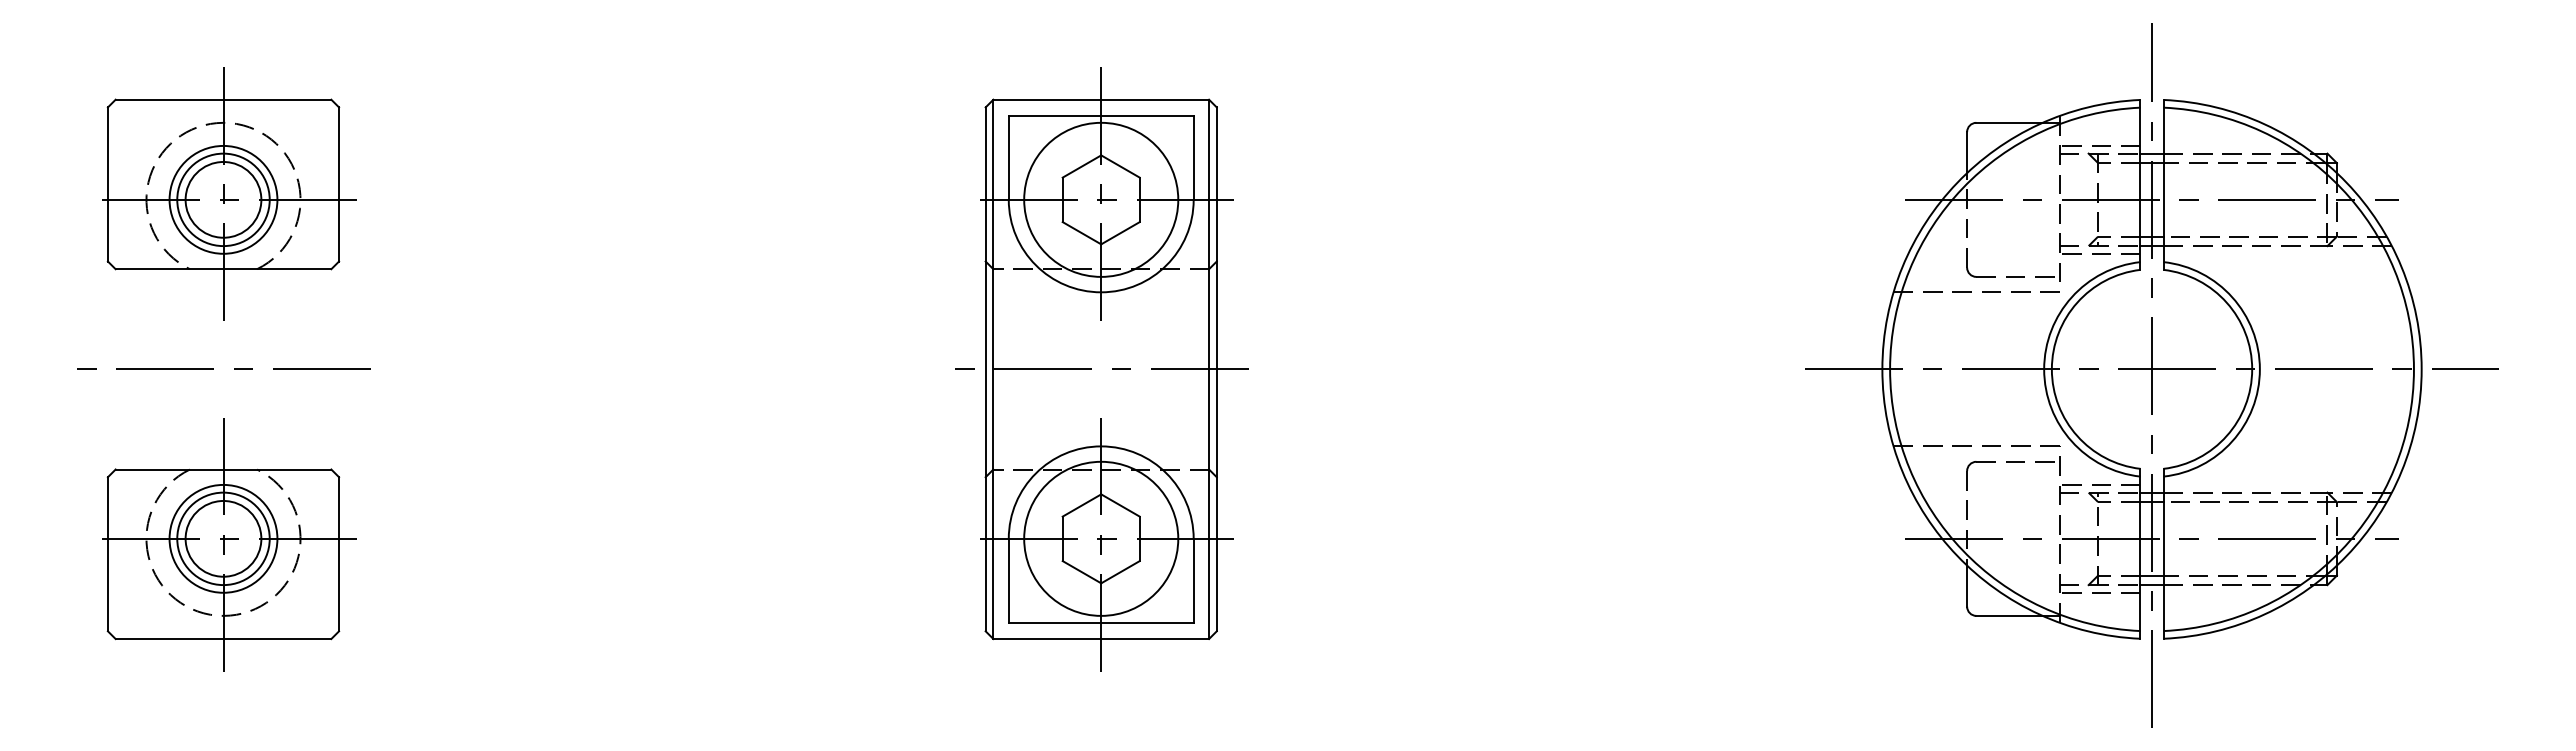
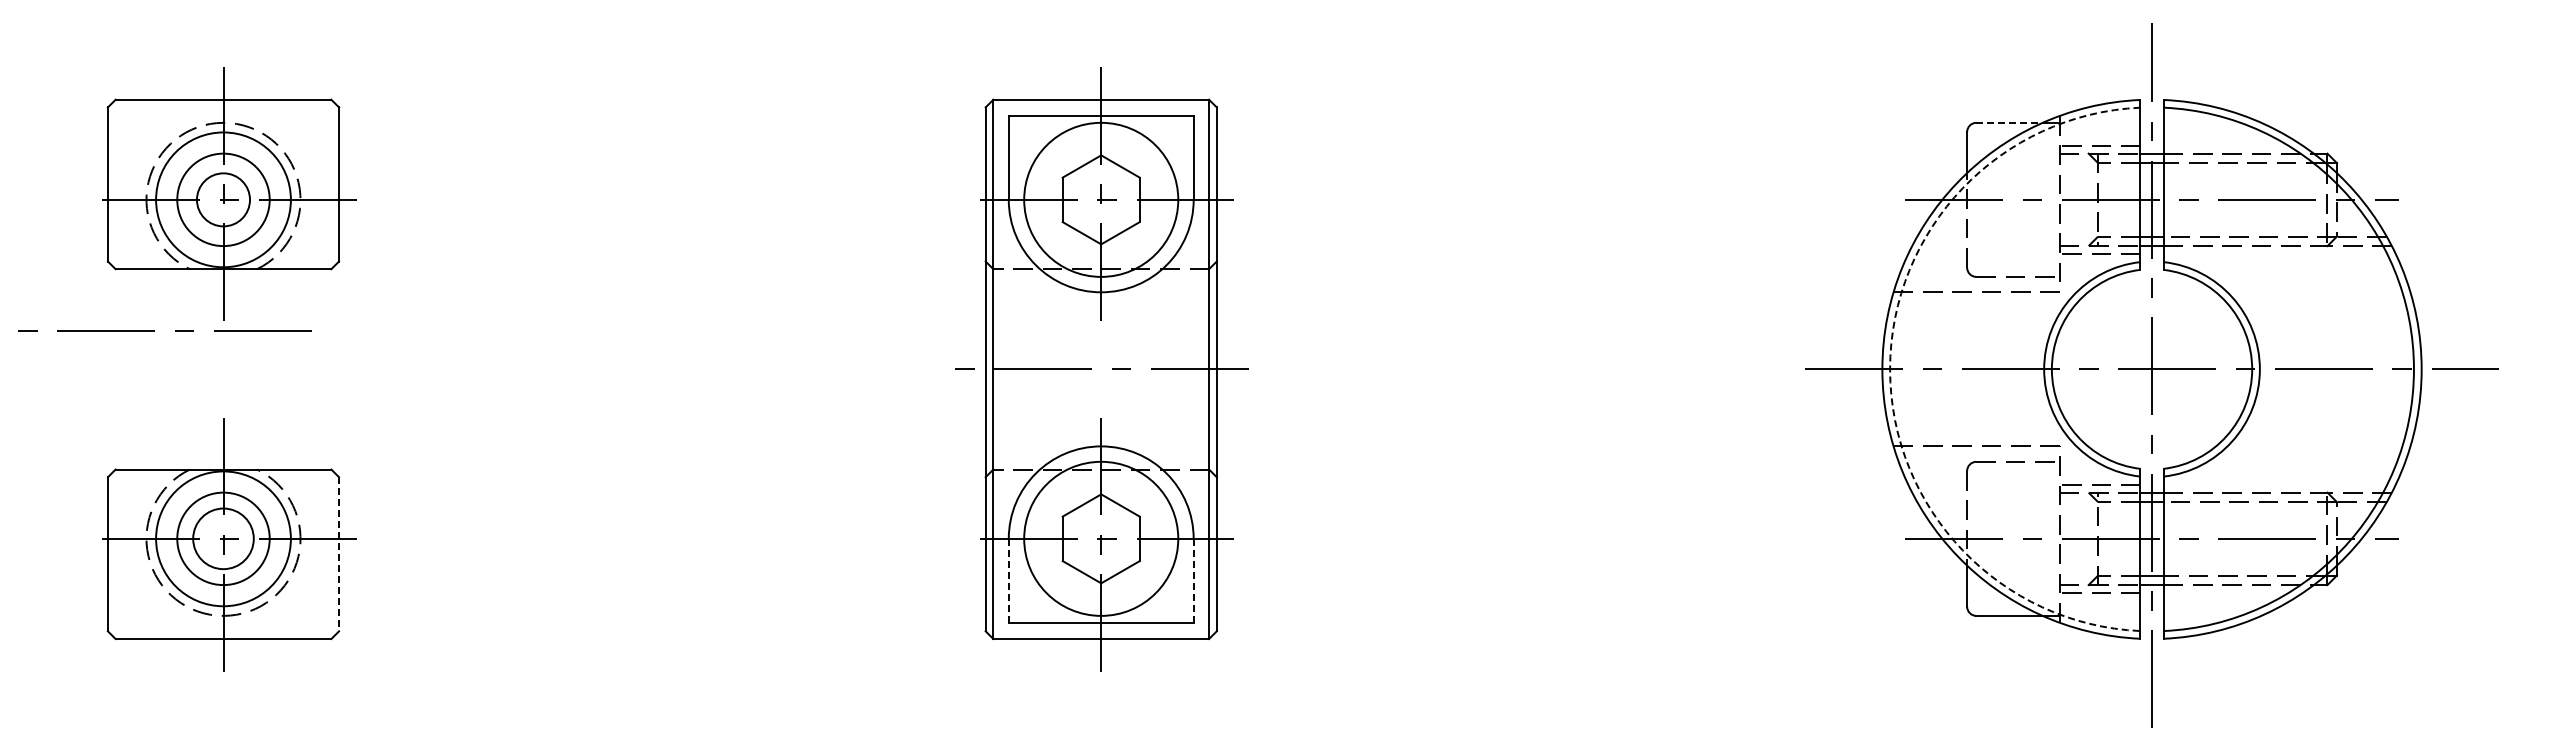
line: solid -> dashed (2010, 122)
circle diameter: 108 px -> 135 px (223, 199)
circle diameter: 76 px -> 53 px (223, 199)
line position: (213, 368) -> (154, 330) (154, 330)
arc: solid -> dashed (1890, 369)
circle diameter: 108 px -> 135 px (223, 538)
circle diameter: 76 px -> 61 px (223, 538)
line: solid -> dashed (339, 554)
line: solid -> dashed (1008, 580)
line: solid -> dashed (1193, 580)
